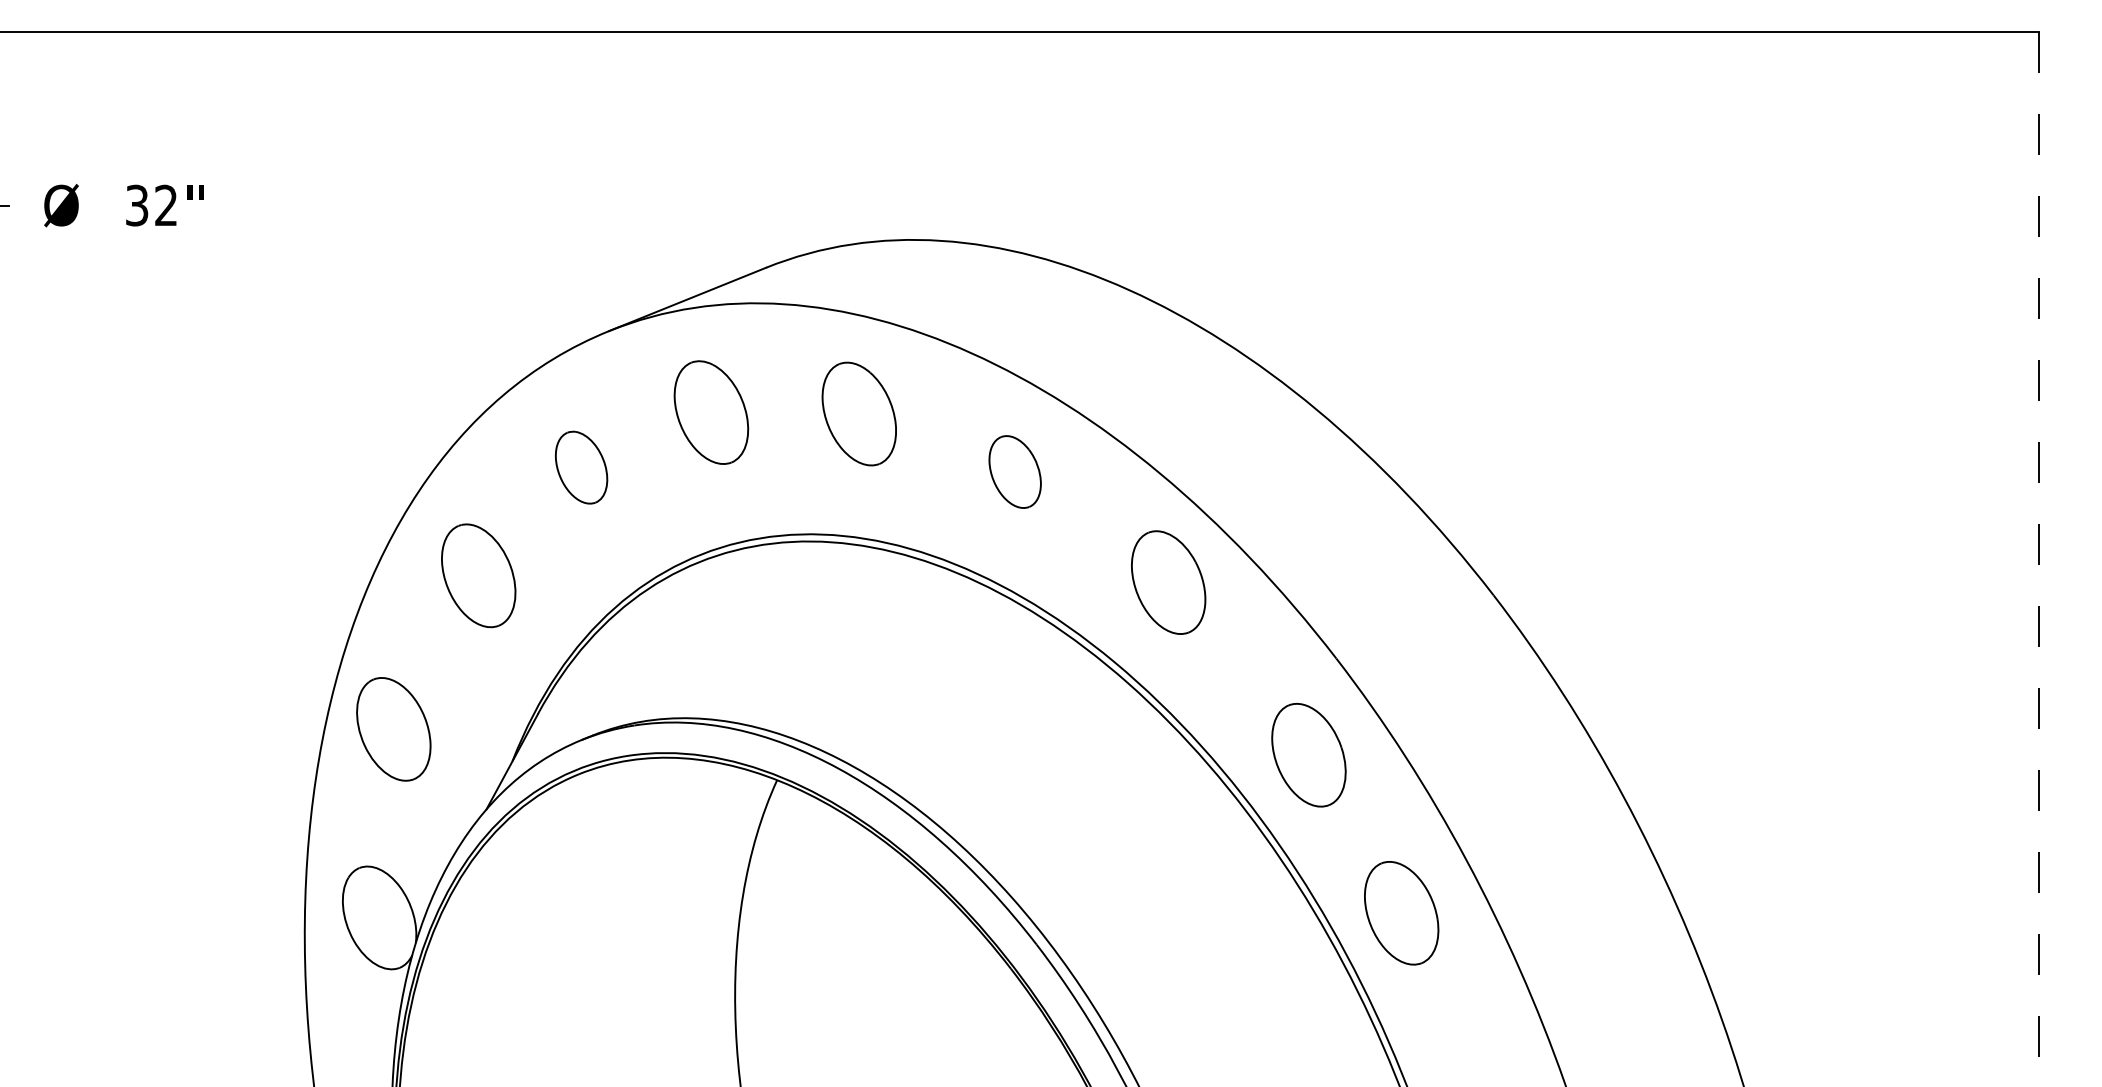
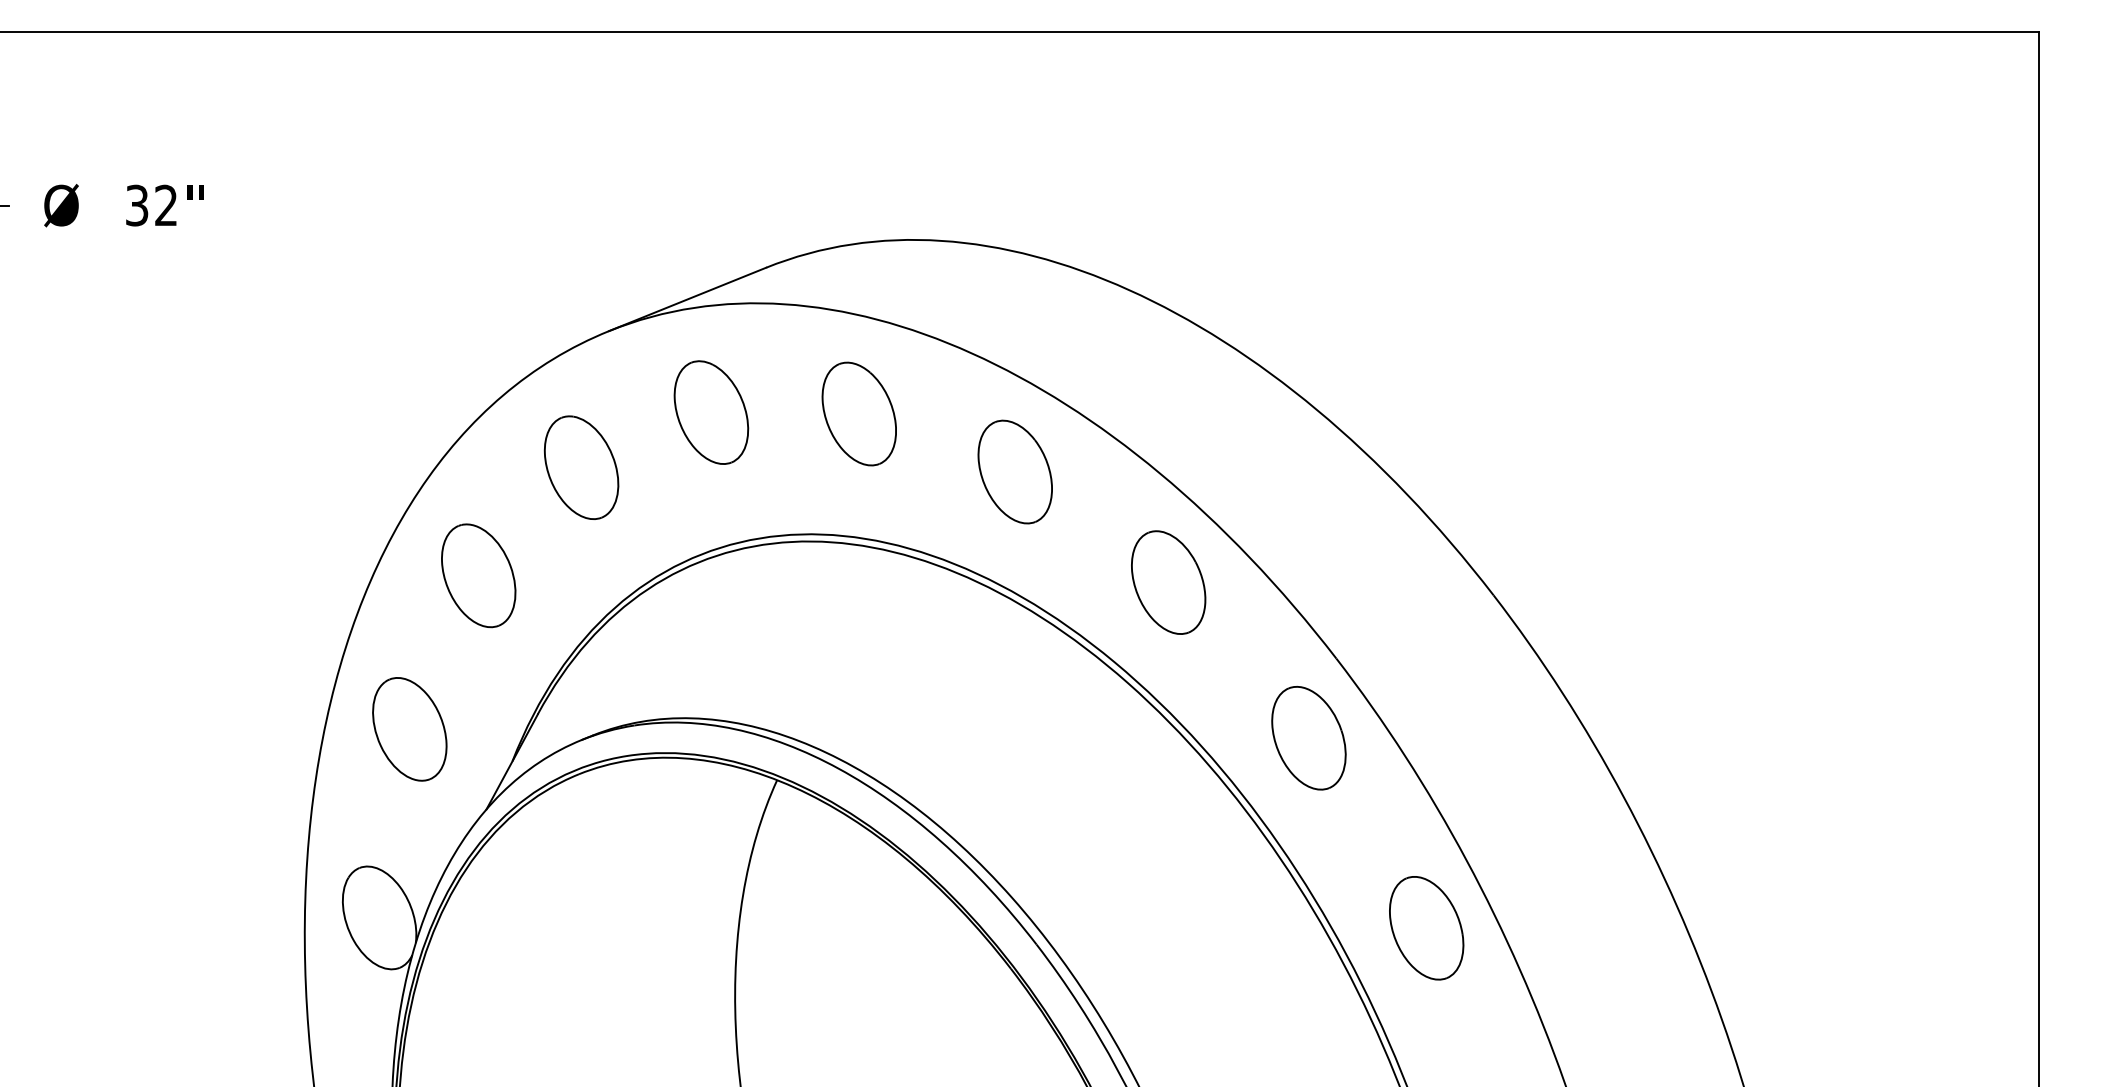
part size: 55x75 px -> 77x105 px (581, 467)
part size: 54x74 px -> 76x106 px (1014, 471)
line: dashed -> solid (2038, 559)
part position: (393, 729) -> (409, 729) (409, 729)
part position: (1308, 755) -> (1308, 738) (1308, 738)
part position: (1401, 913) -> (1426, 928) (1426, 928)
